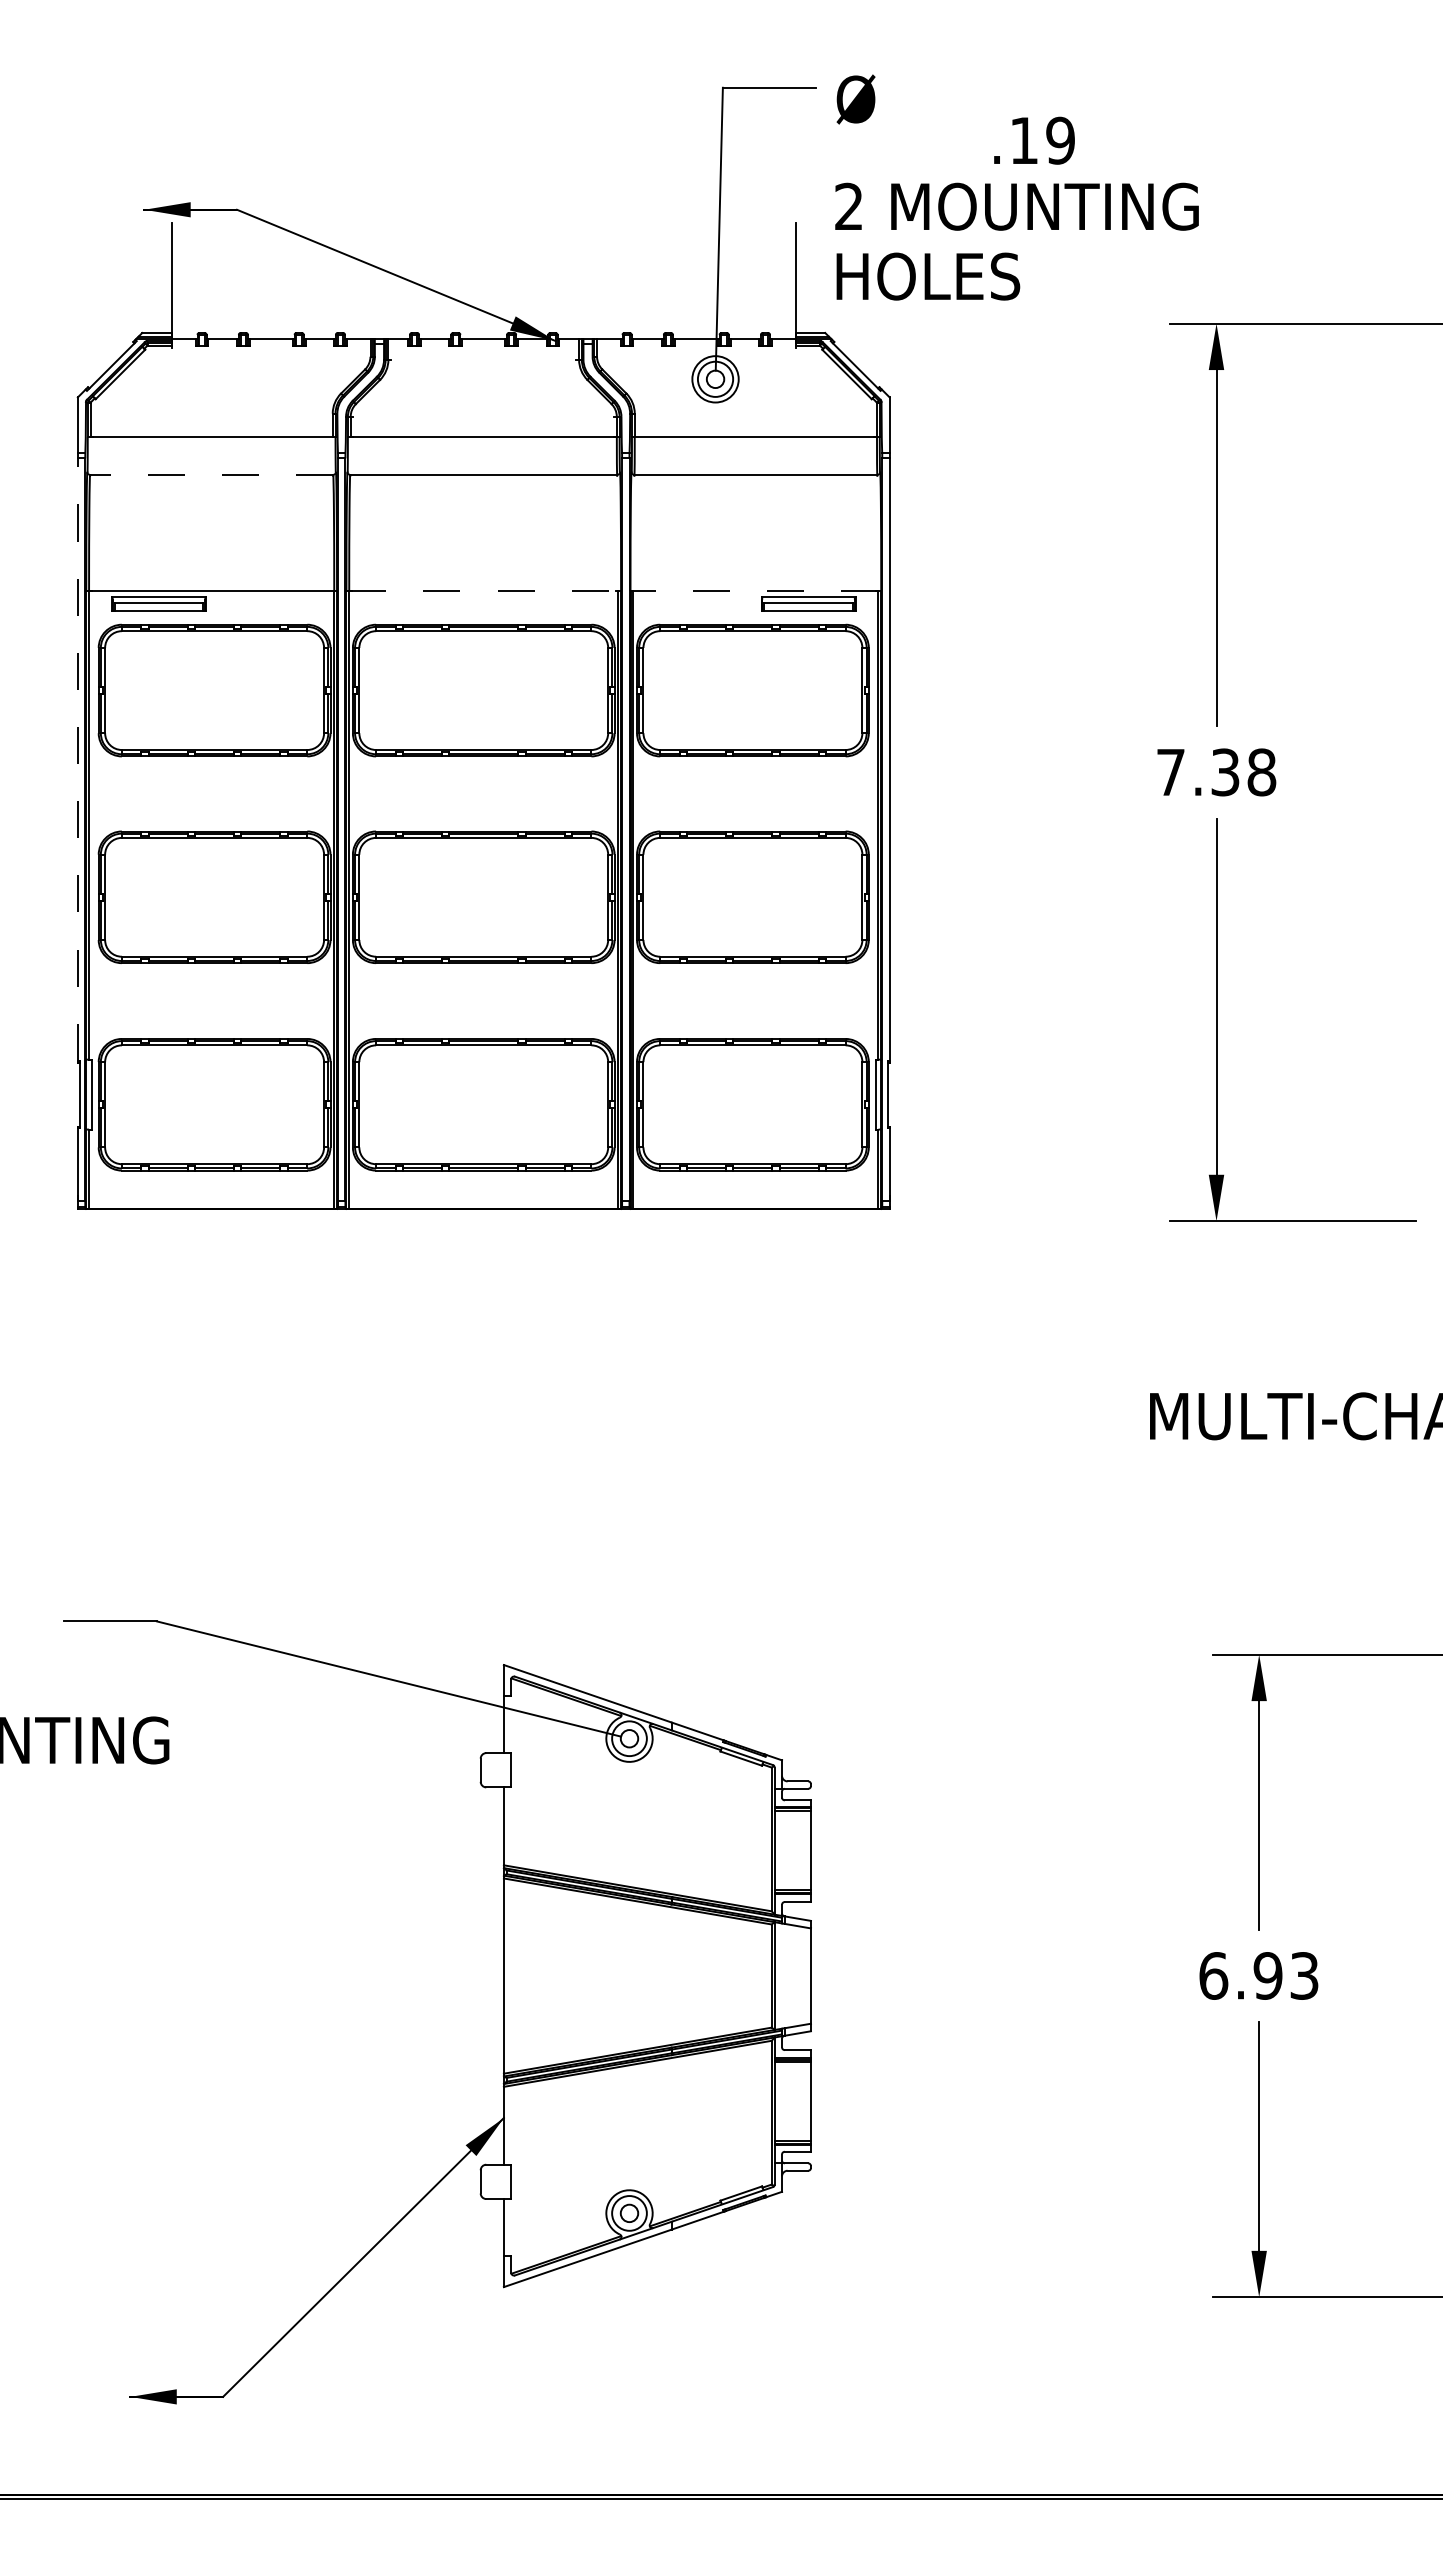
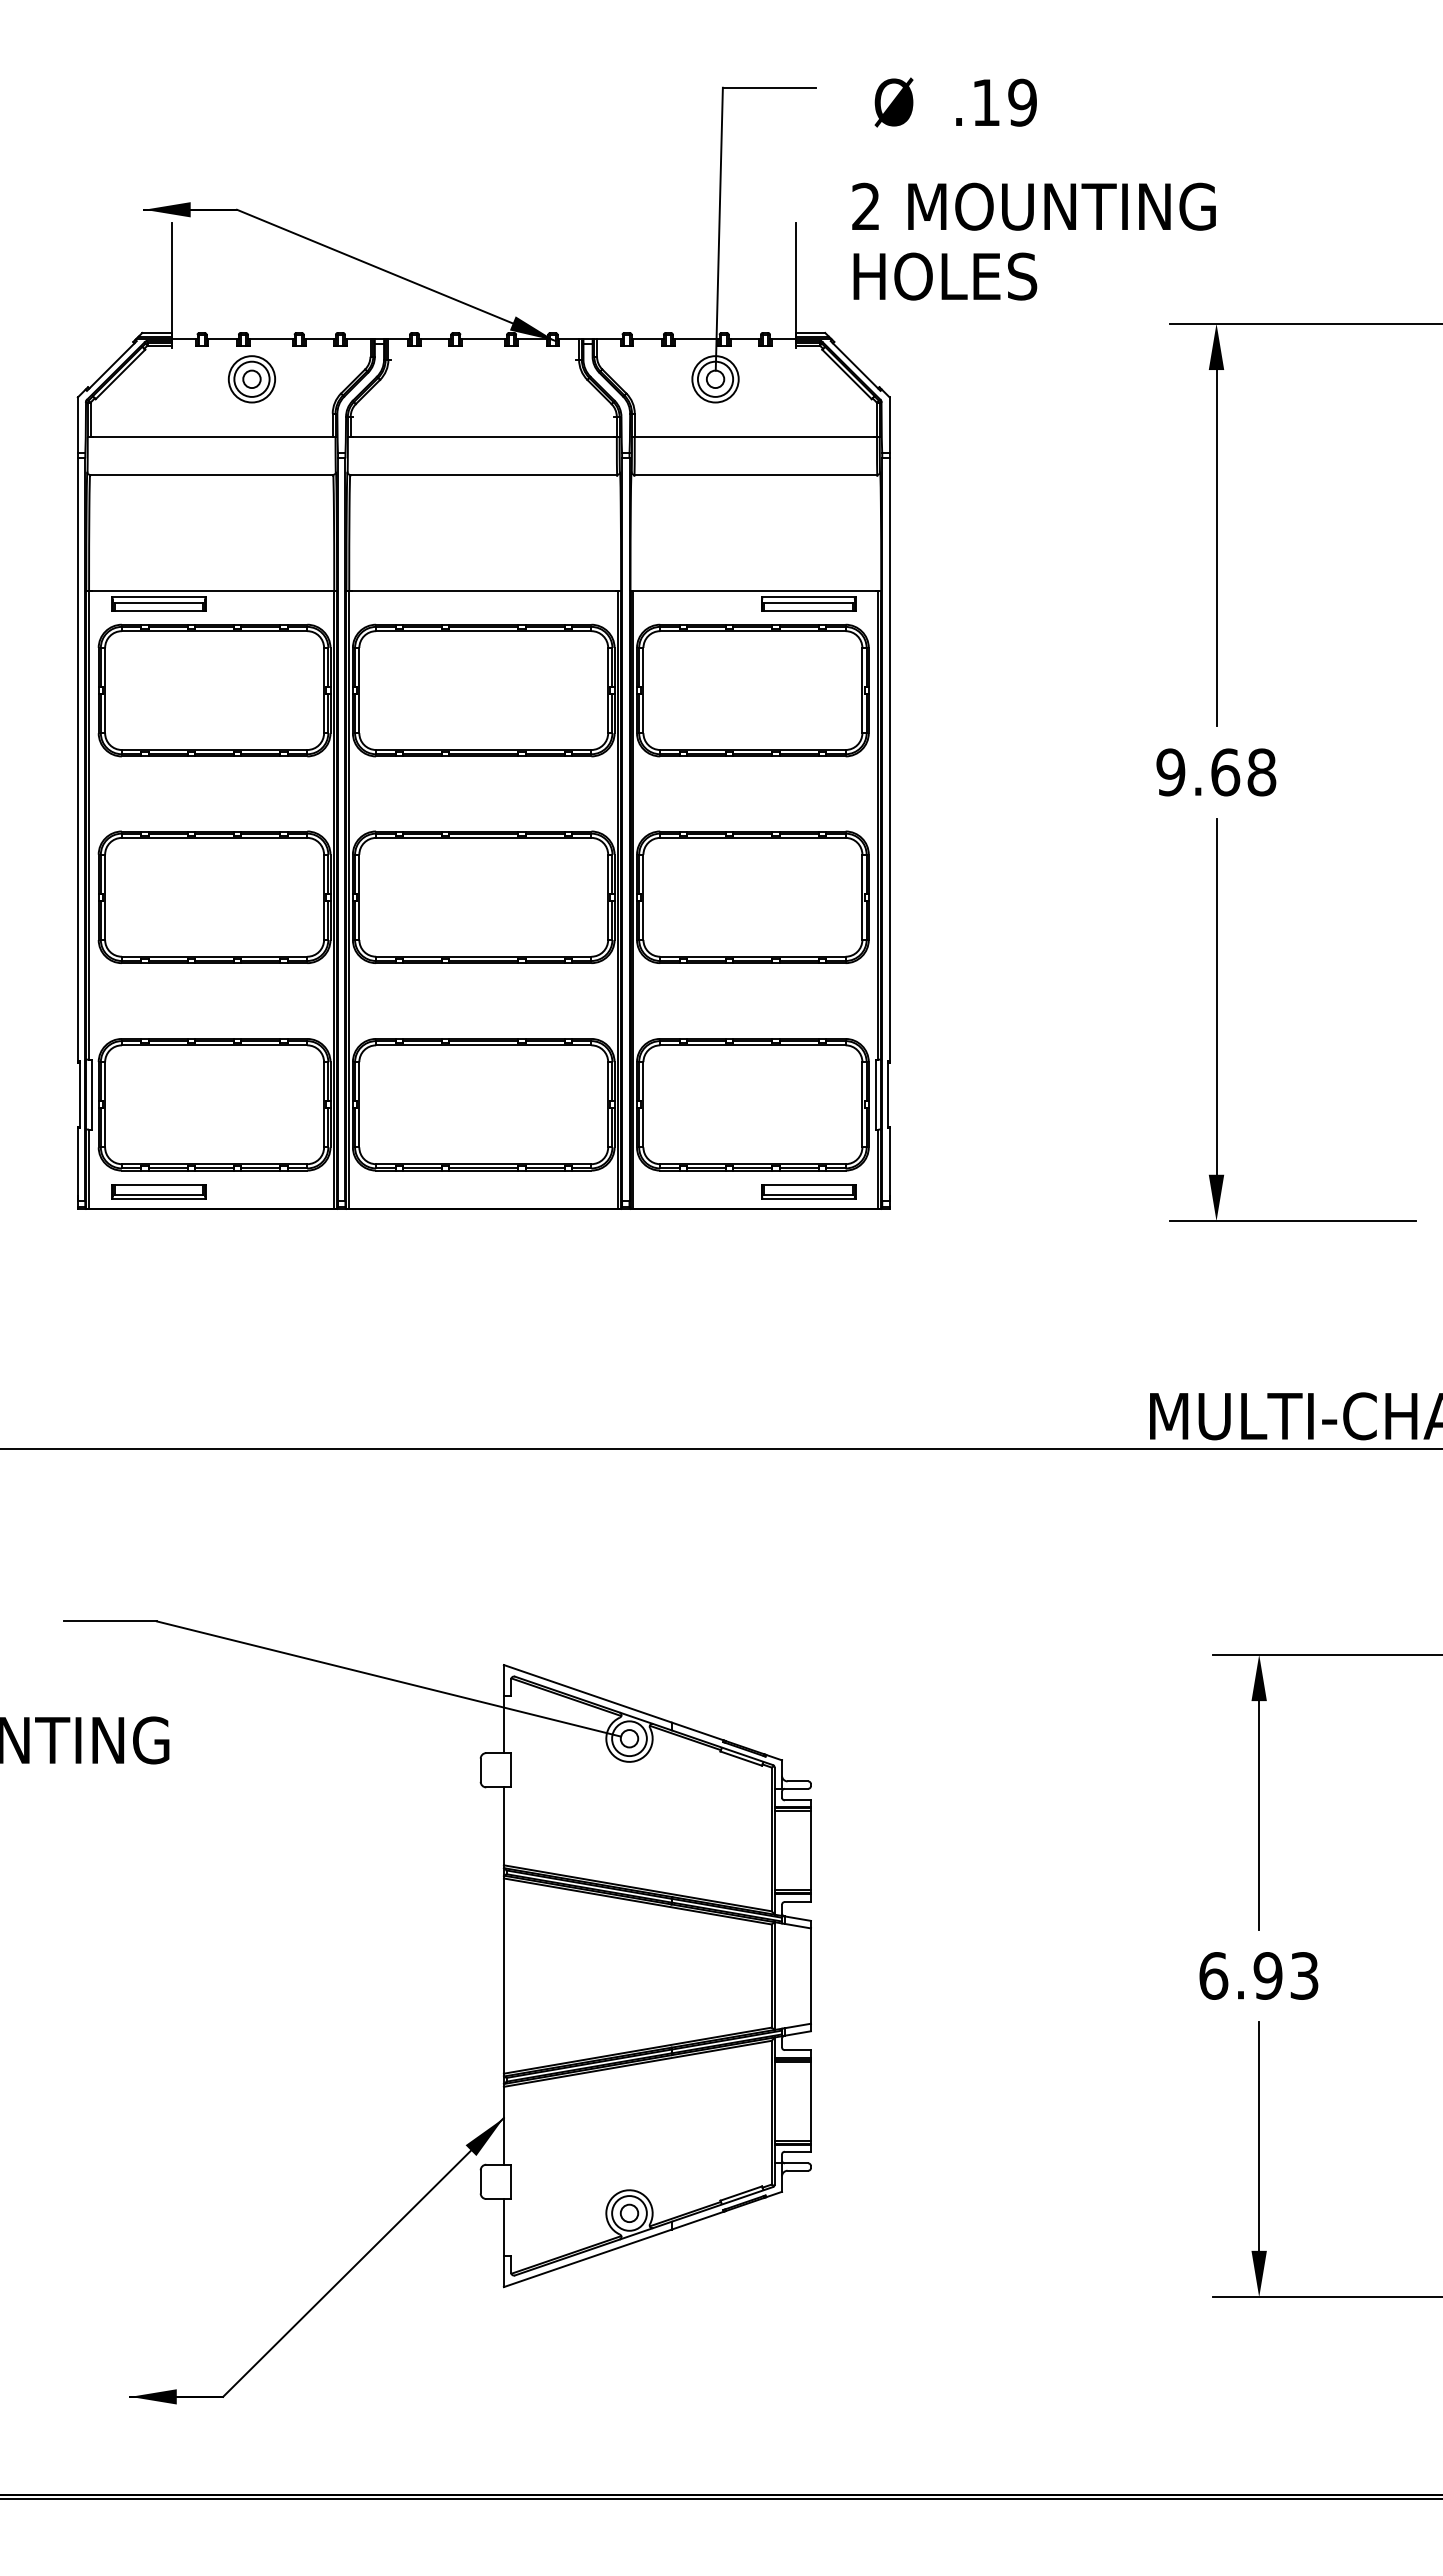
text position: (855, 99) -> (893, 102) (893, 102)
text position: (1034, 140) -> (996, 102) (996, 102)
text position: (1016, 241) -> (1033, 241) (1033, 241)
part: none -> present (251, 379)
line: dashed -> solid (211, 475)
line: dashed -> solid (483, 591)
line: dashed -> solid (755, 591)
line: dashed -> solid (77, 759)
text: 7.38 -> 9.68 (1198, 772)
part: none -> present (158, 1191)
part: none -> present (808, 1191)
line: none -> present (720, 1448)
